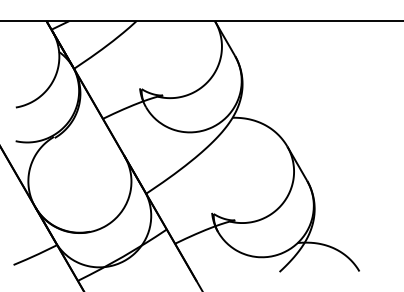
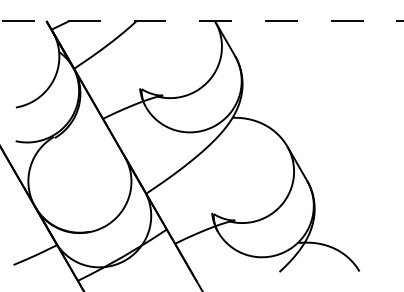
line: solid -> dashed (201, 21)
